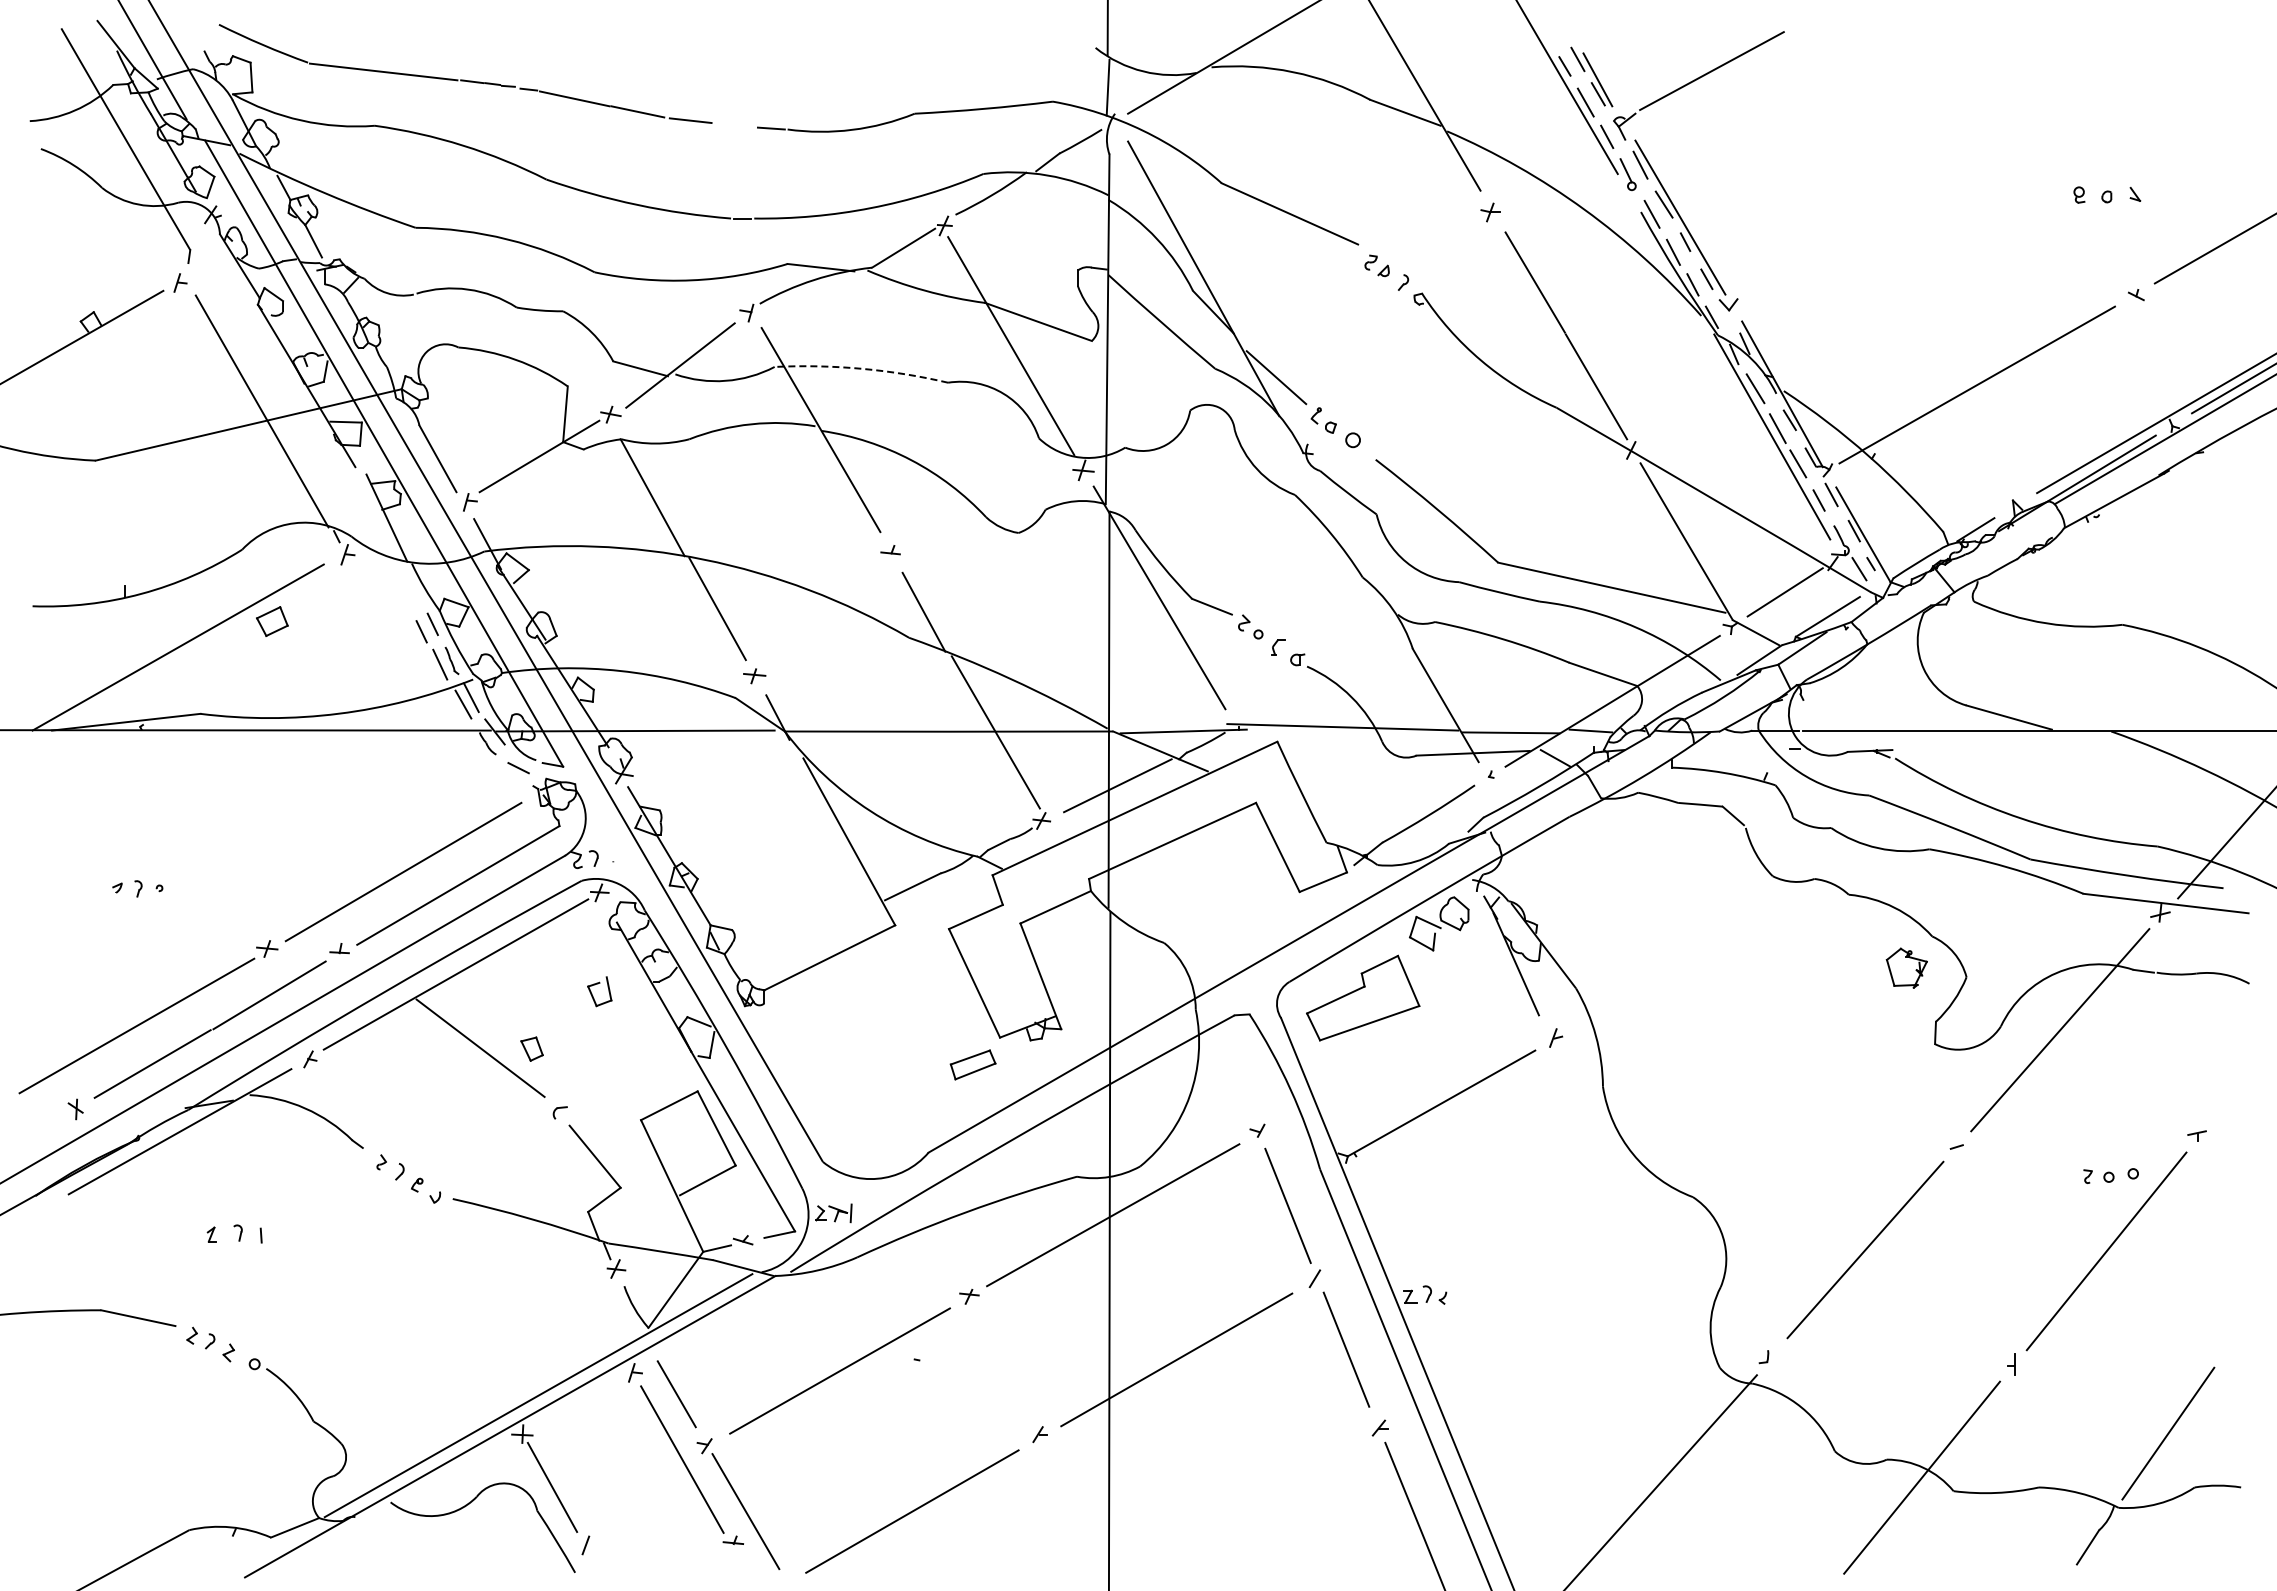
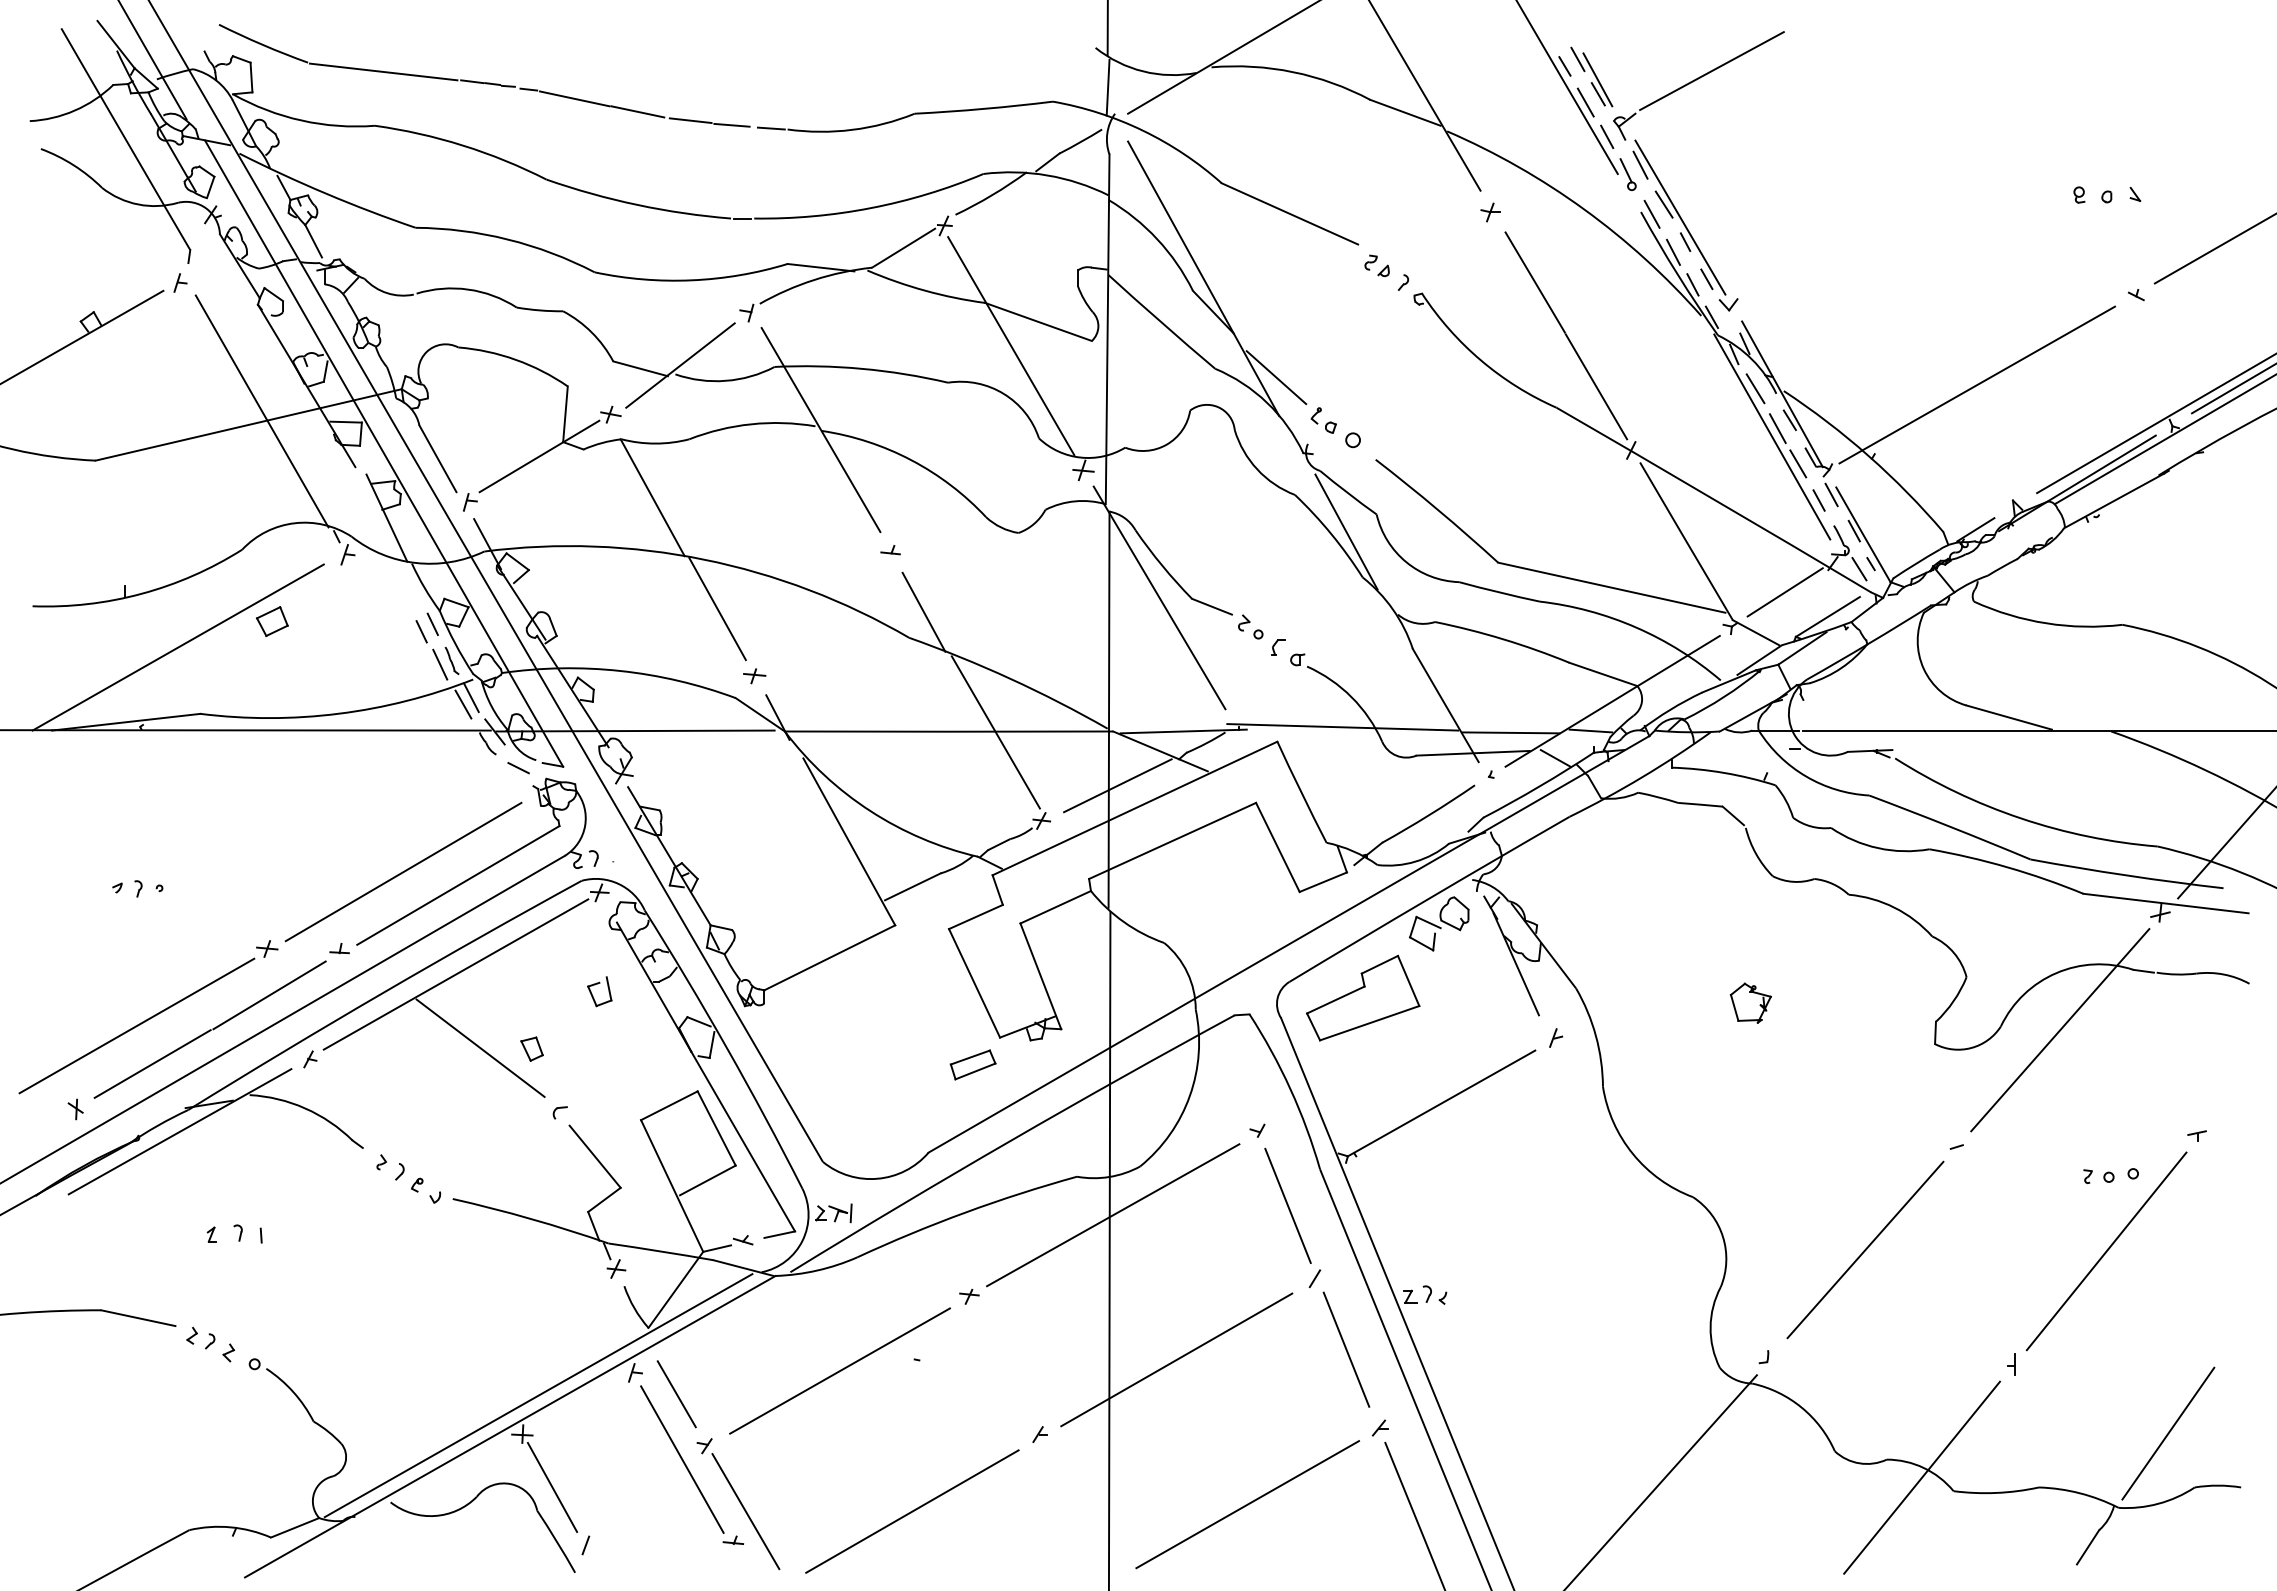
line: none -> present (731, 124)
arc: dashed -> solid (861, 368)
line: none -> present (1346, 531)
part position: (1906, 967) -> (1750, 1002) (1750, 1002)
line: none -> present (1247, 1504)
